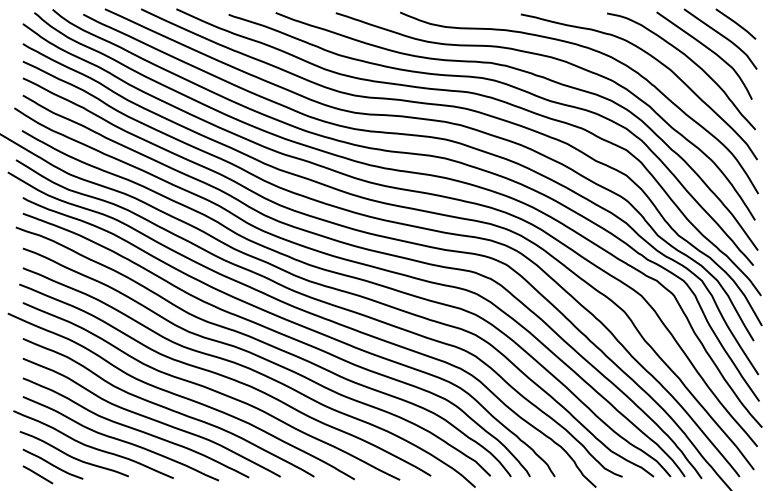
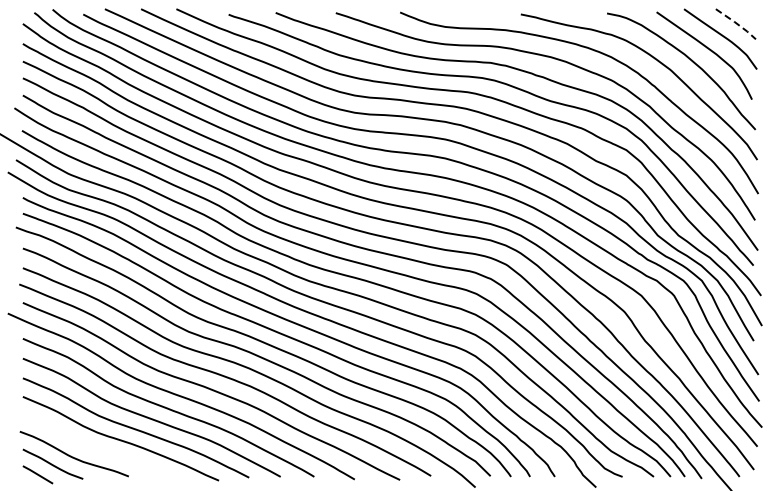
line: solid -> dashed (736, 23)
curve: present -> none (92, 446)
